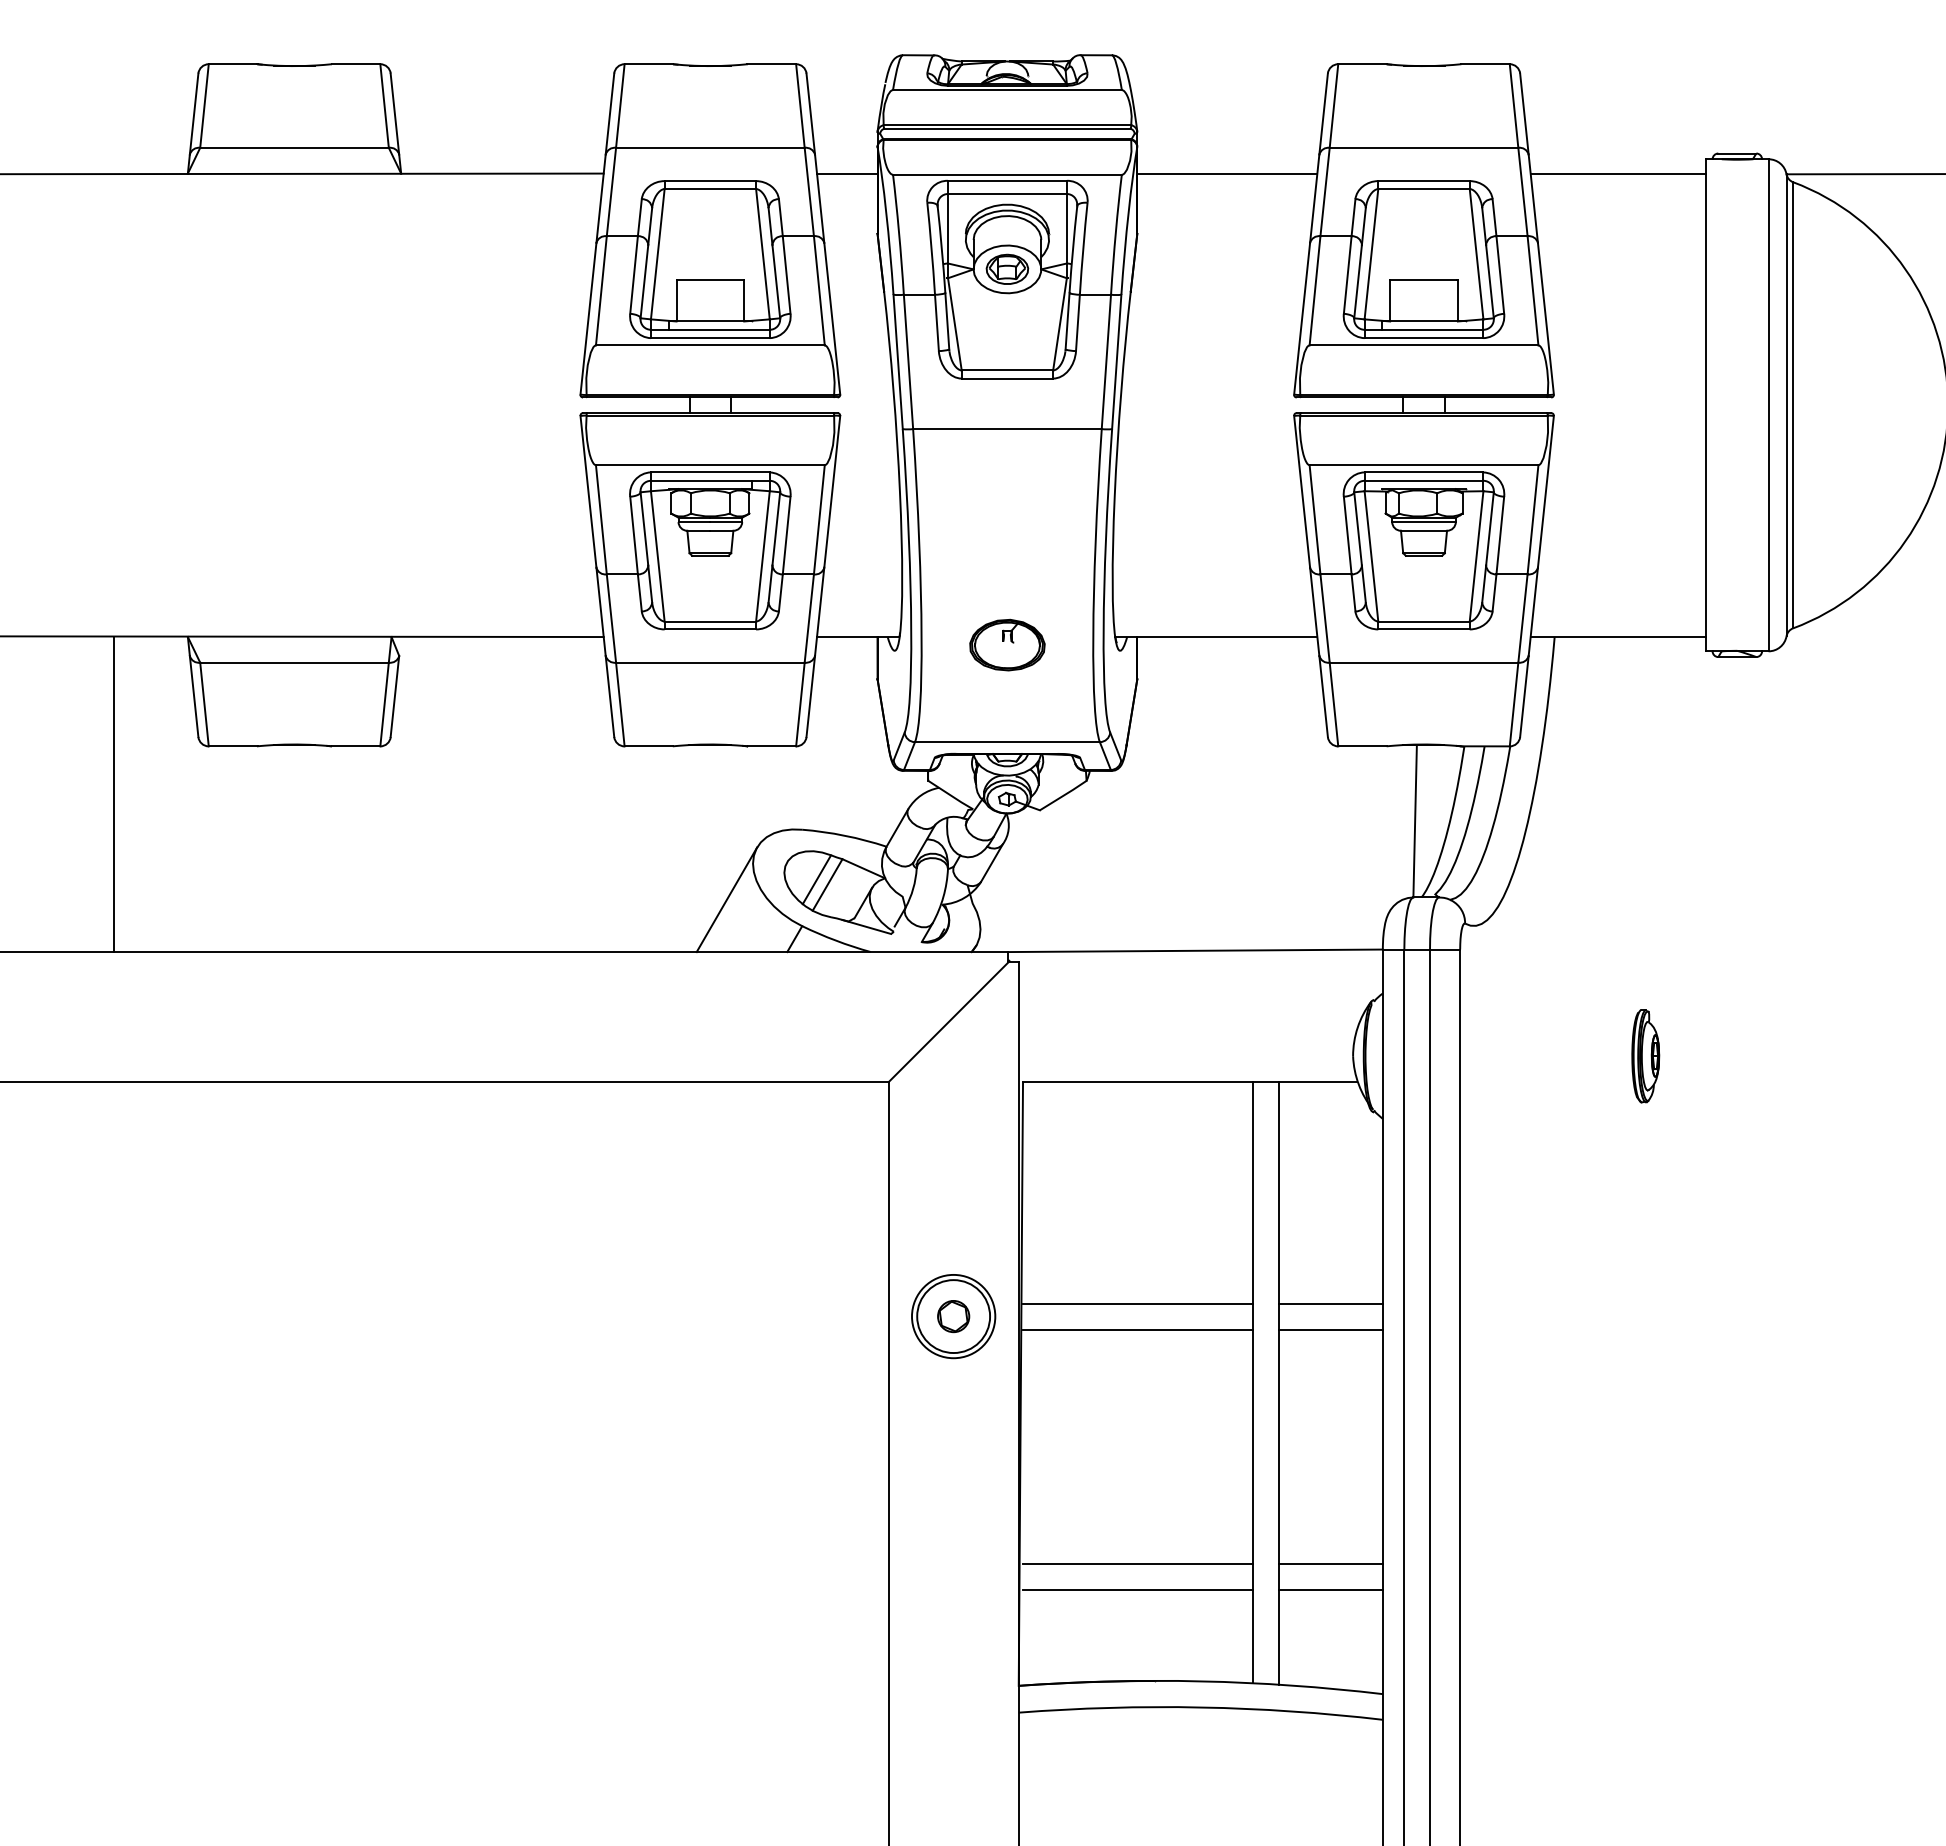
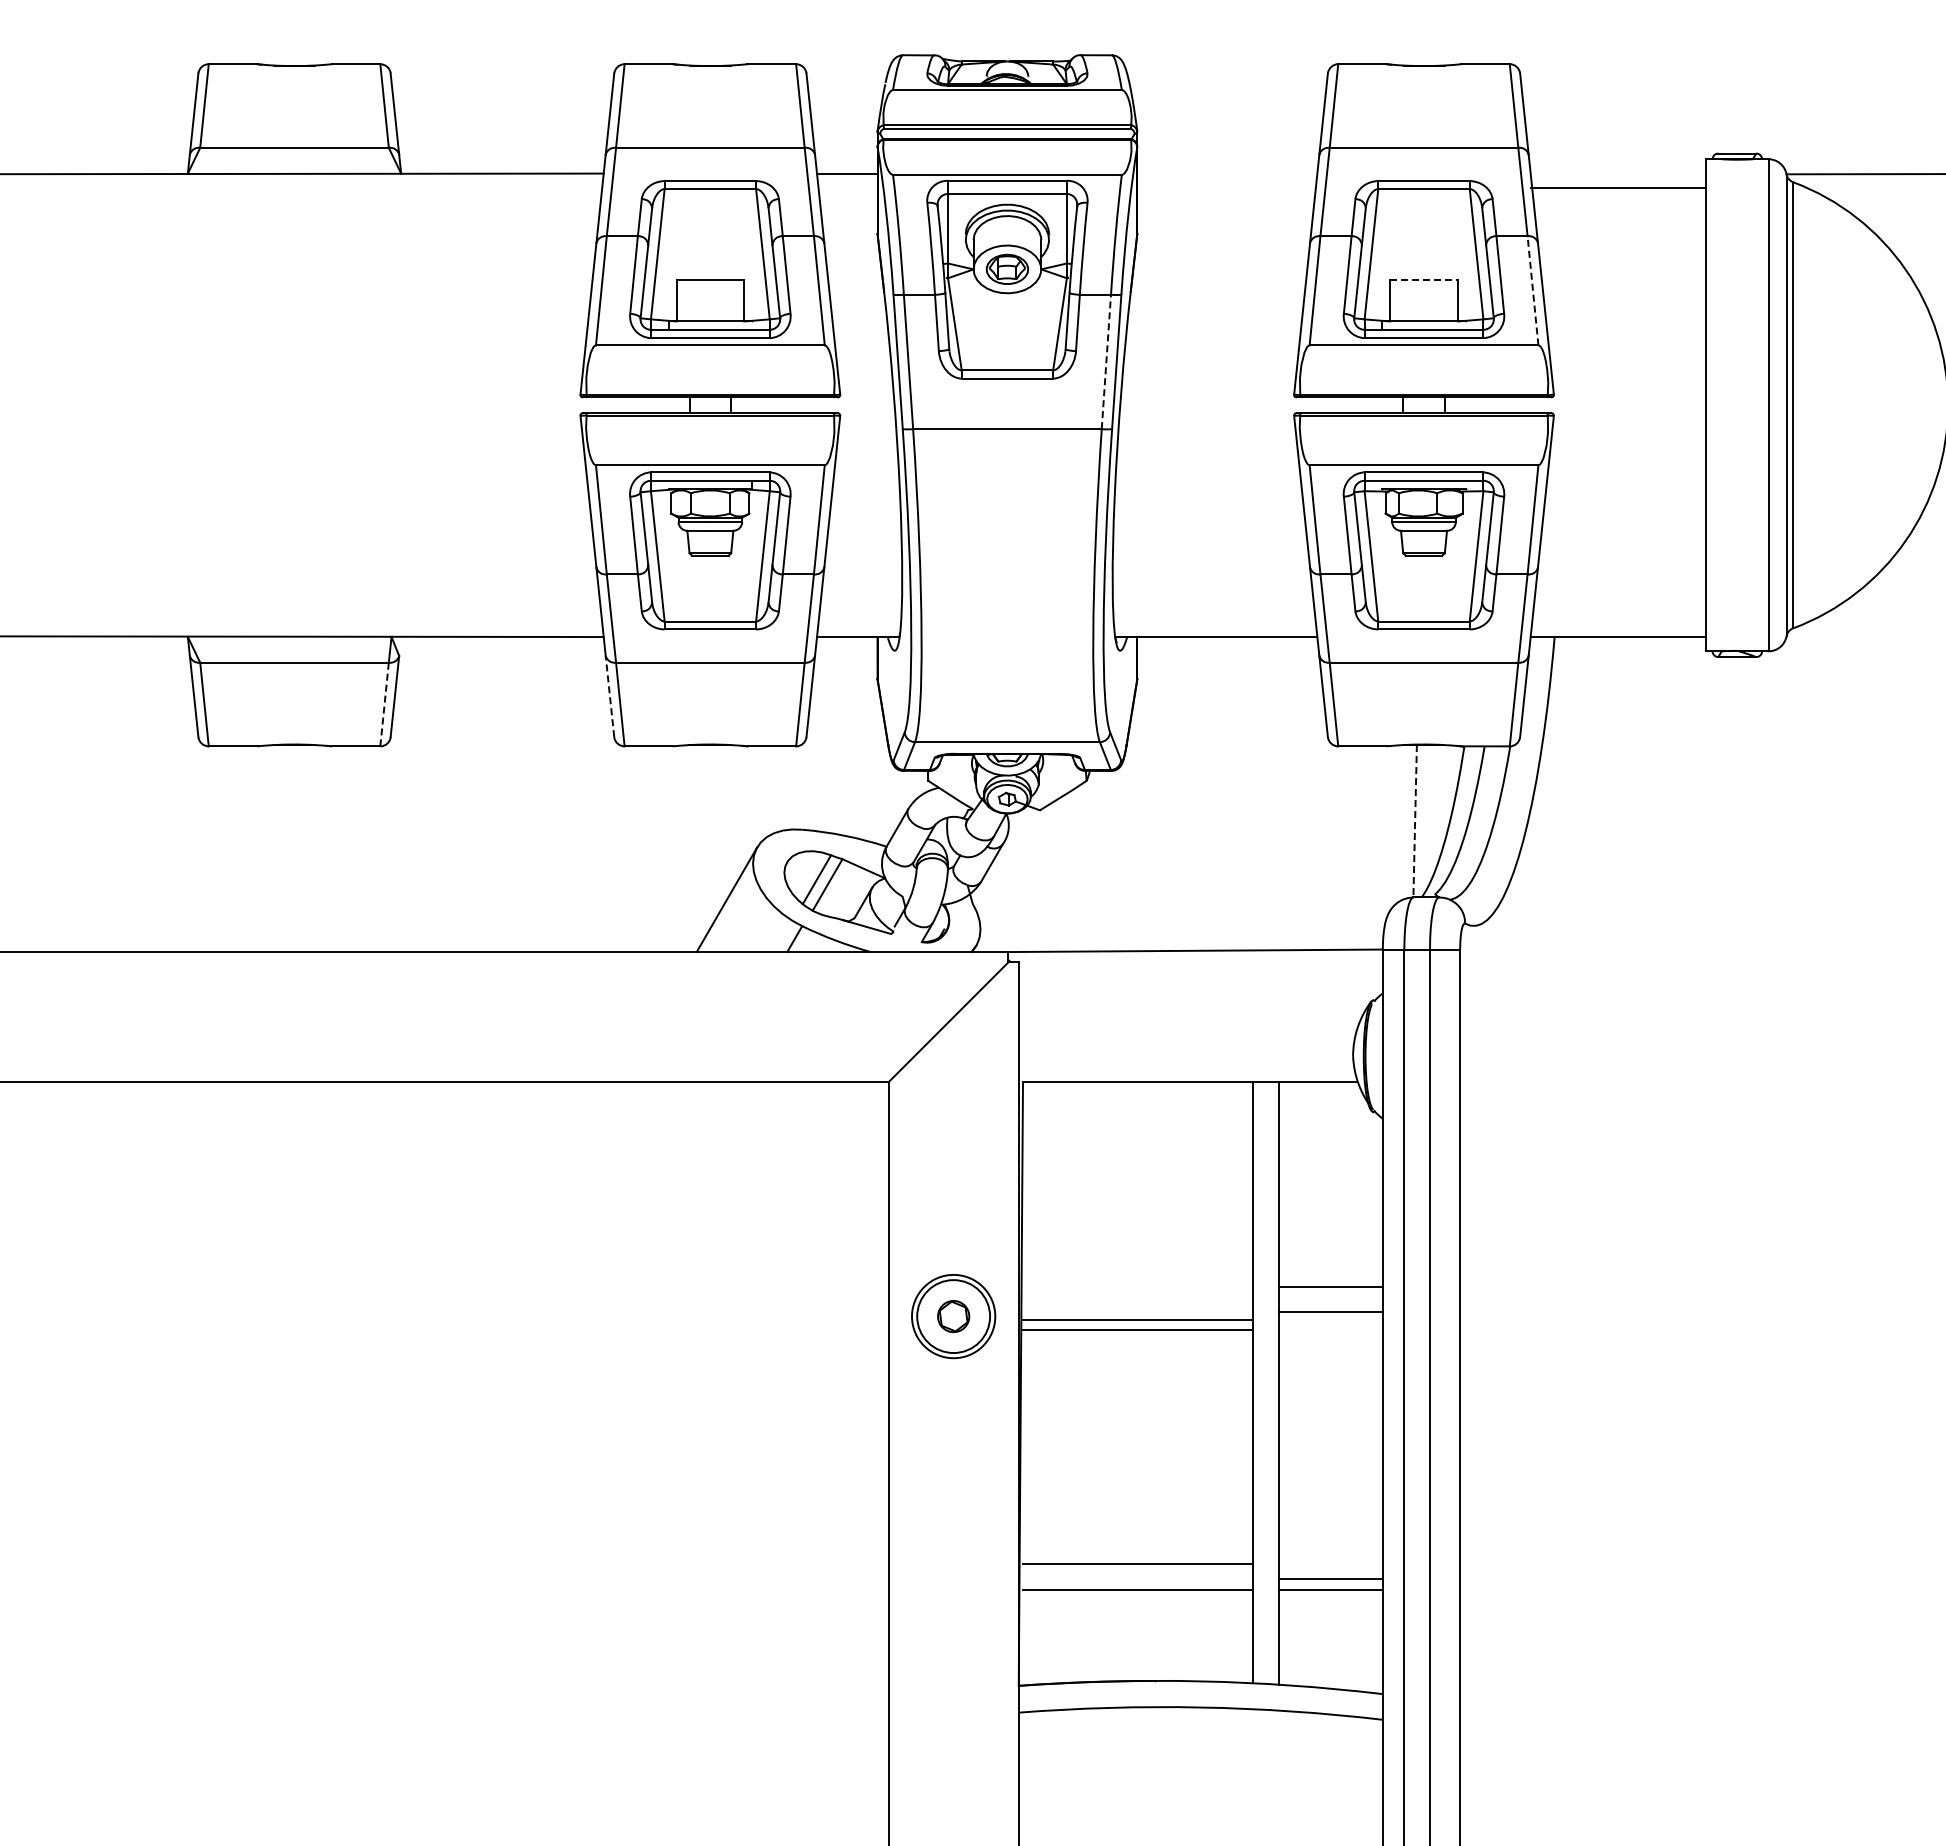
line: present -> none (1227, 173)
line position: (1617, 173) -> (1617, 187) (1617, 187)
line: solid -> dashed (1423, 279)
line: solid -> dashed (1533, 290)
line: solid -> dashed (1106, 361)
part: present -> none (1007, 644)
line: solid -> dashed (609, 696)
line: solid -> dashed (384, 704)
line: present -> none (113, 794)
line: solid -> dashed (1415, 821)
part: present -> none (1645, 1056)
line position: (1138, 1303) -> (1138, 1319) (1138, 1319)
line position: (1330, 1303) -> (1330, 1286) (1330, 1286)
line position: (1330, 1329) -> (1330, 1311) (1330, 1311)
line position: (1330, 1563) -> (1330, 1578) (1330, 1578)
